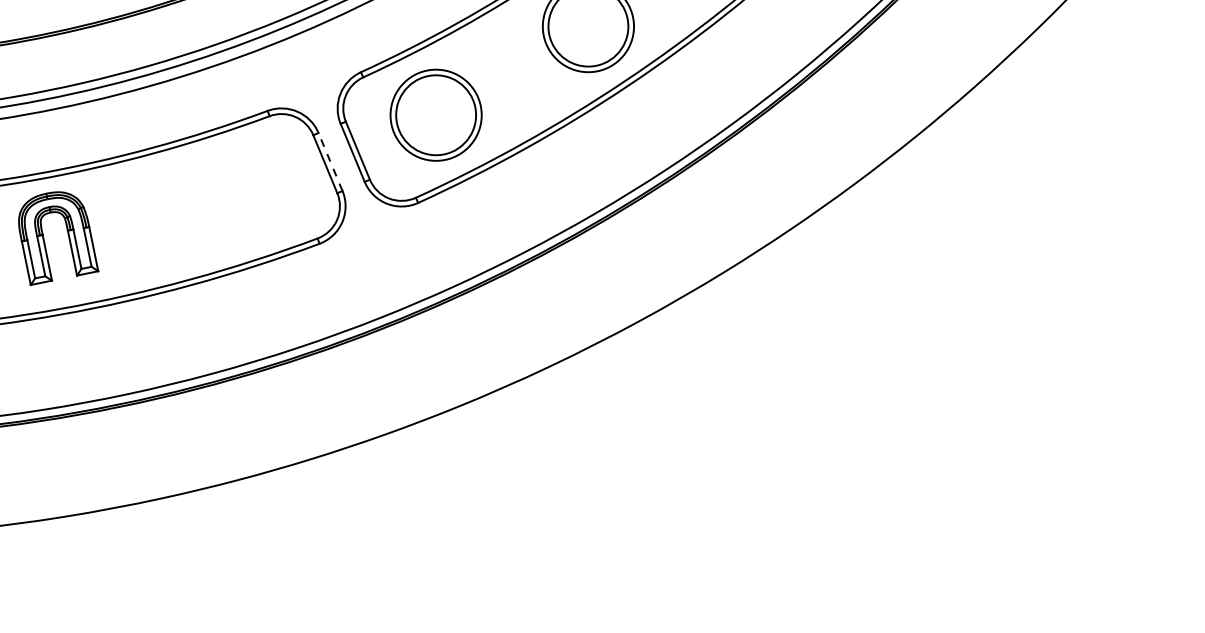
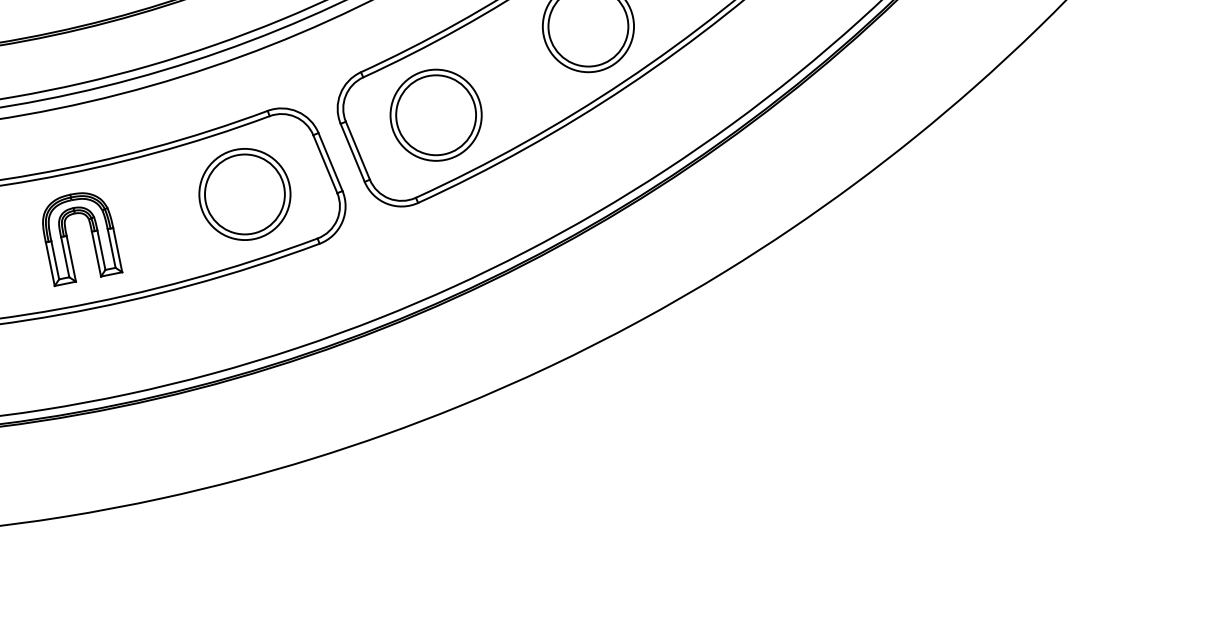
line: dashed -> solid (330, 161)
part: none -> present (244, 194)
part position: (67, 234) -> (91, 235) (91, 235)
